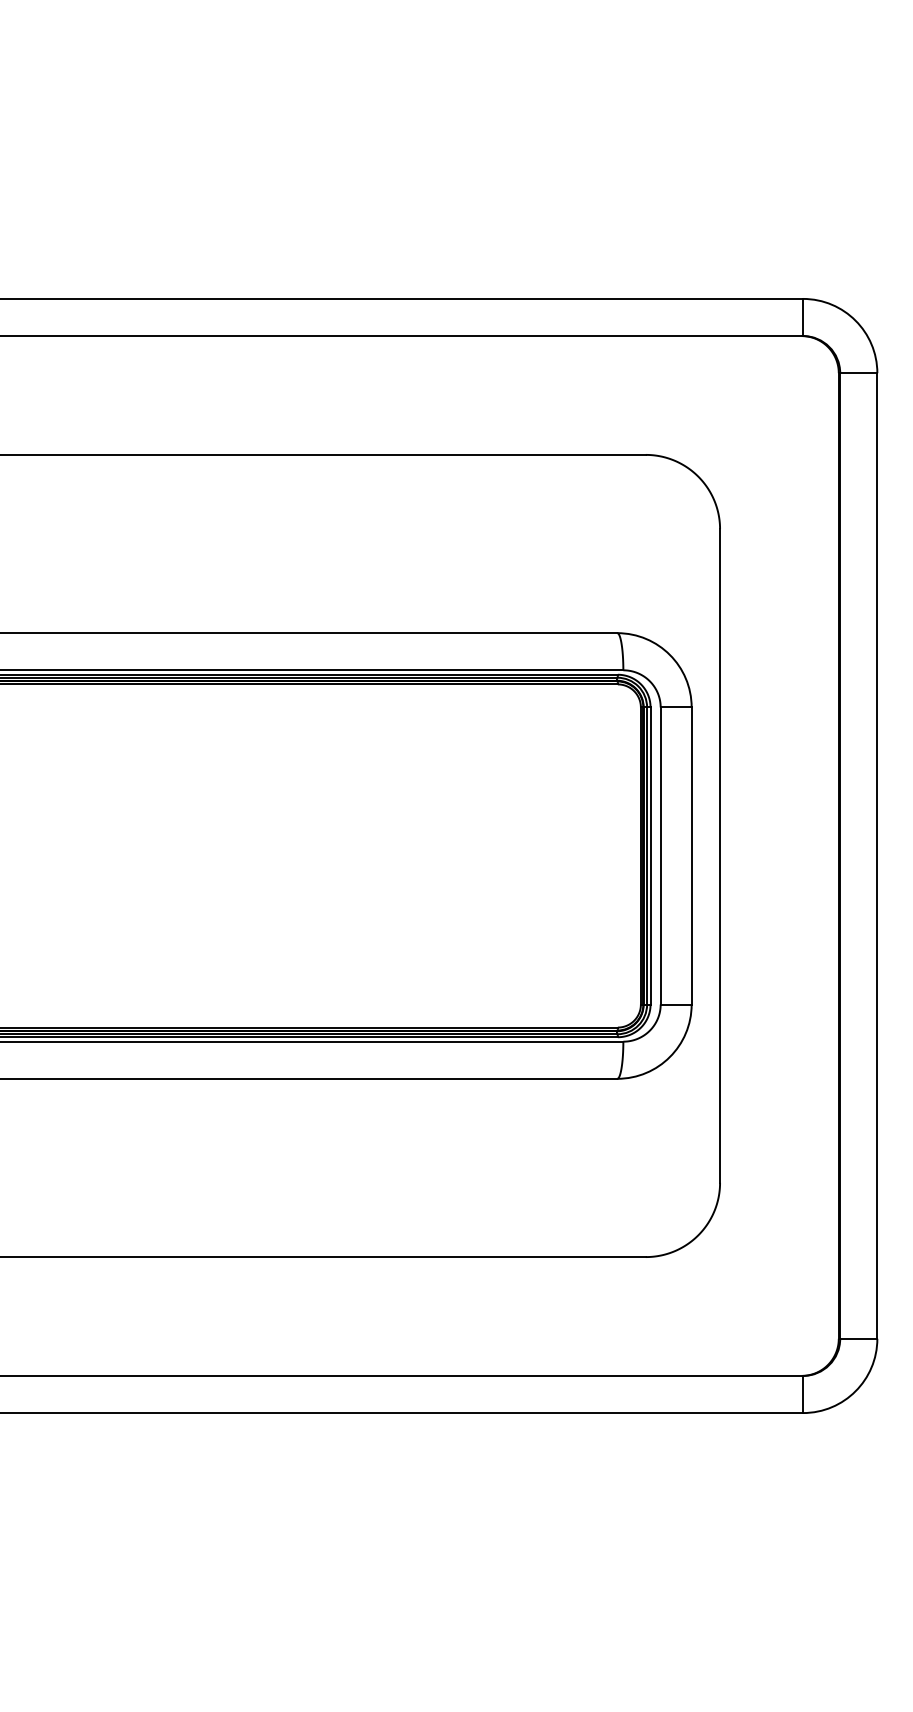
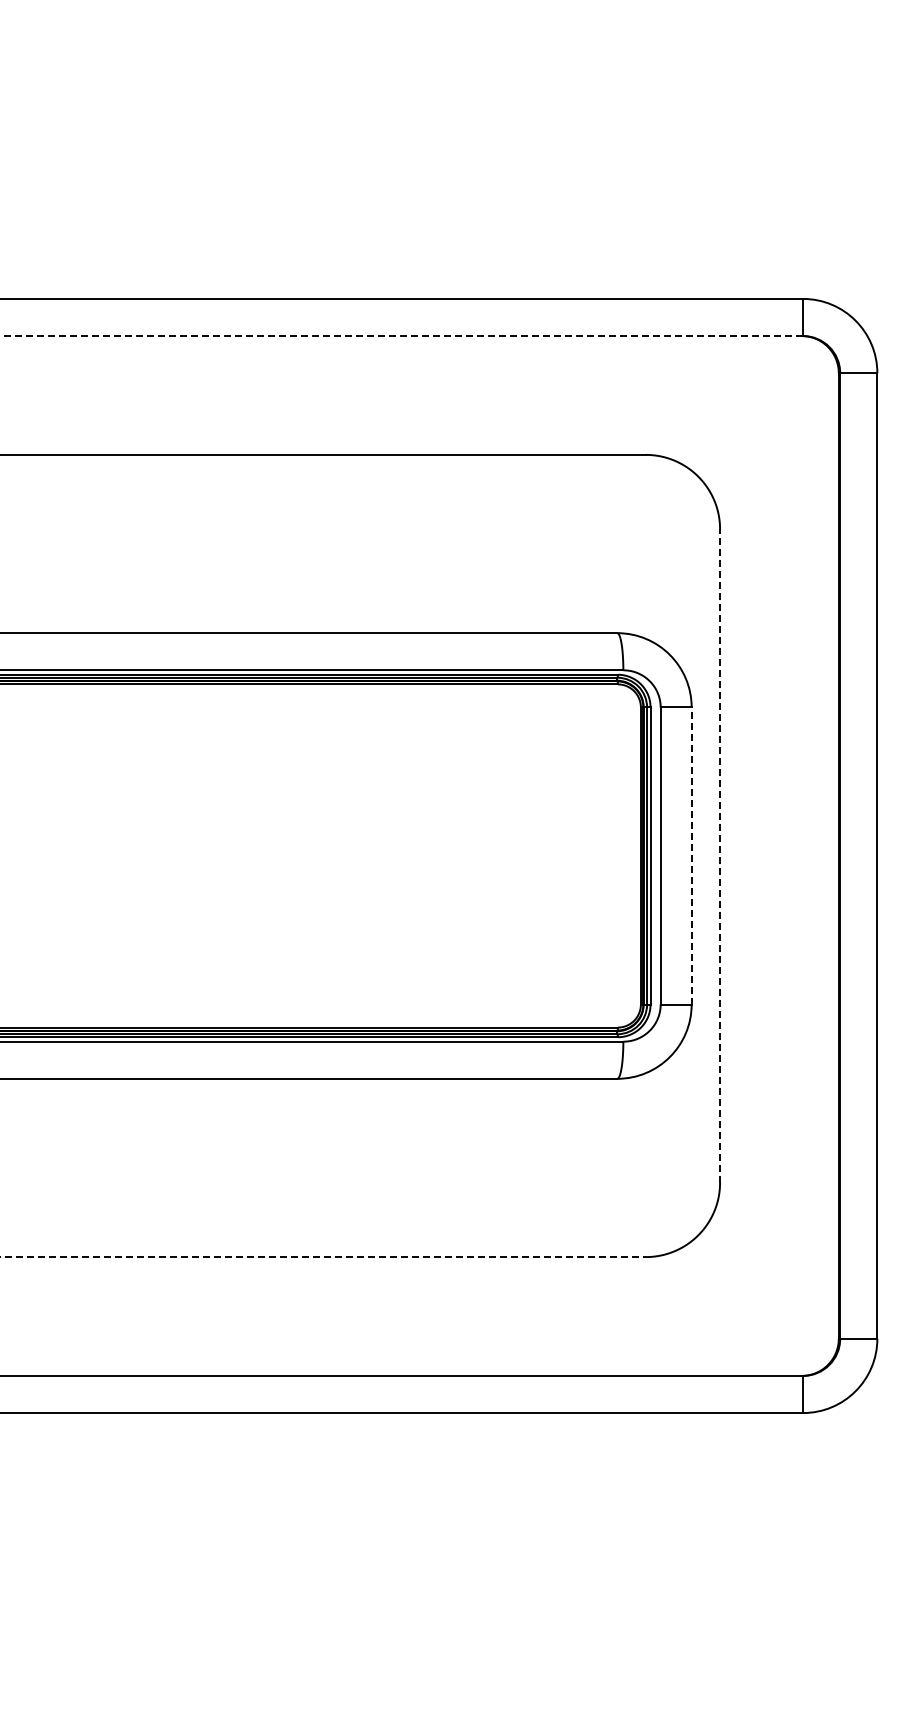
line: solid -> dashed (401, 336)
line: solid -> dashed (691, 856)
line: solid -> dashed (720, 856)
line: solid -> dashed (323, 1257)
